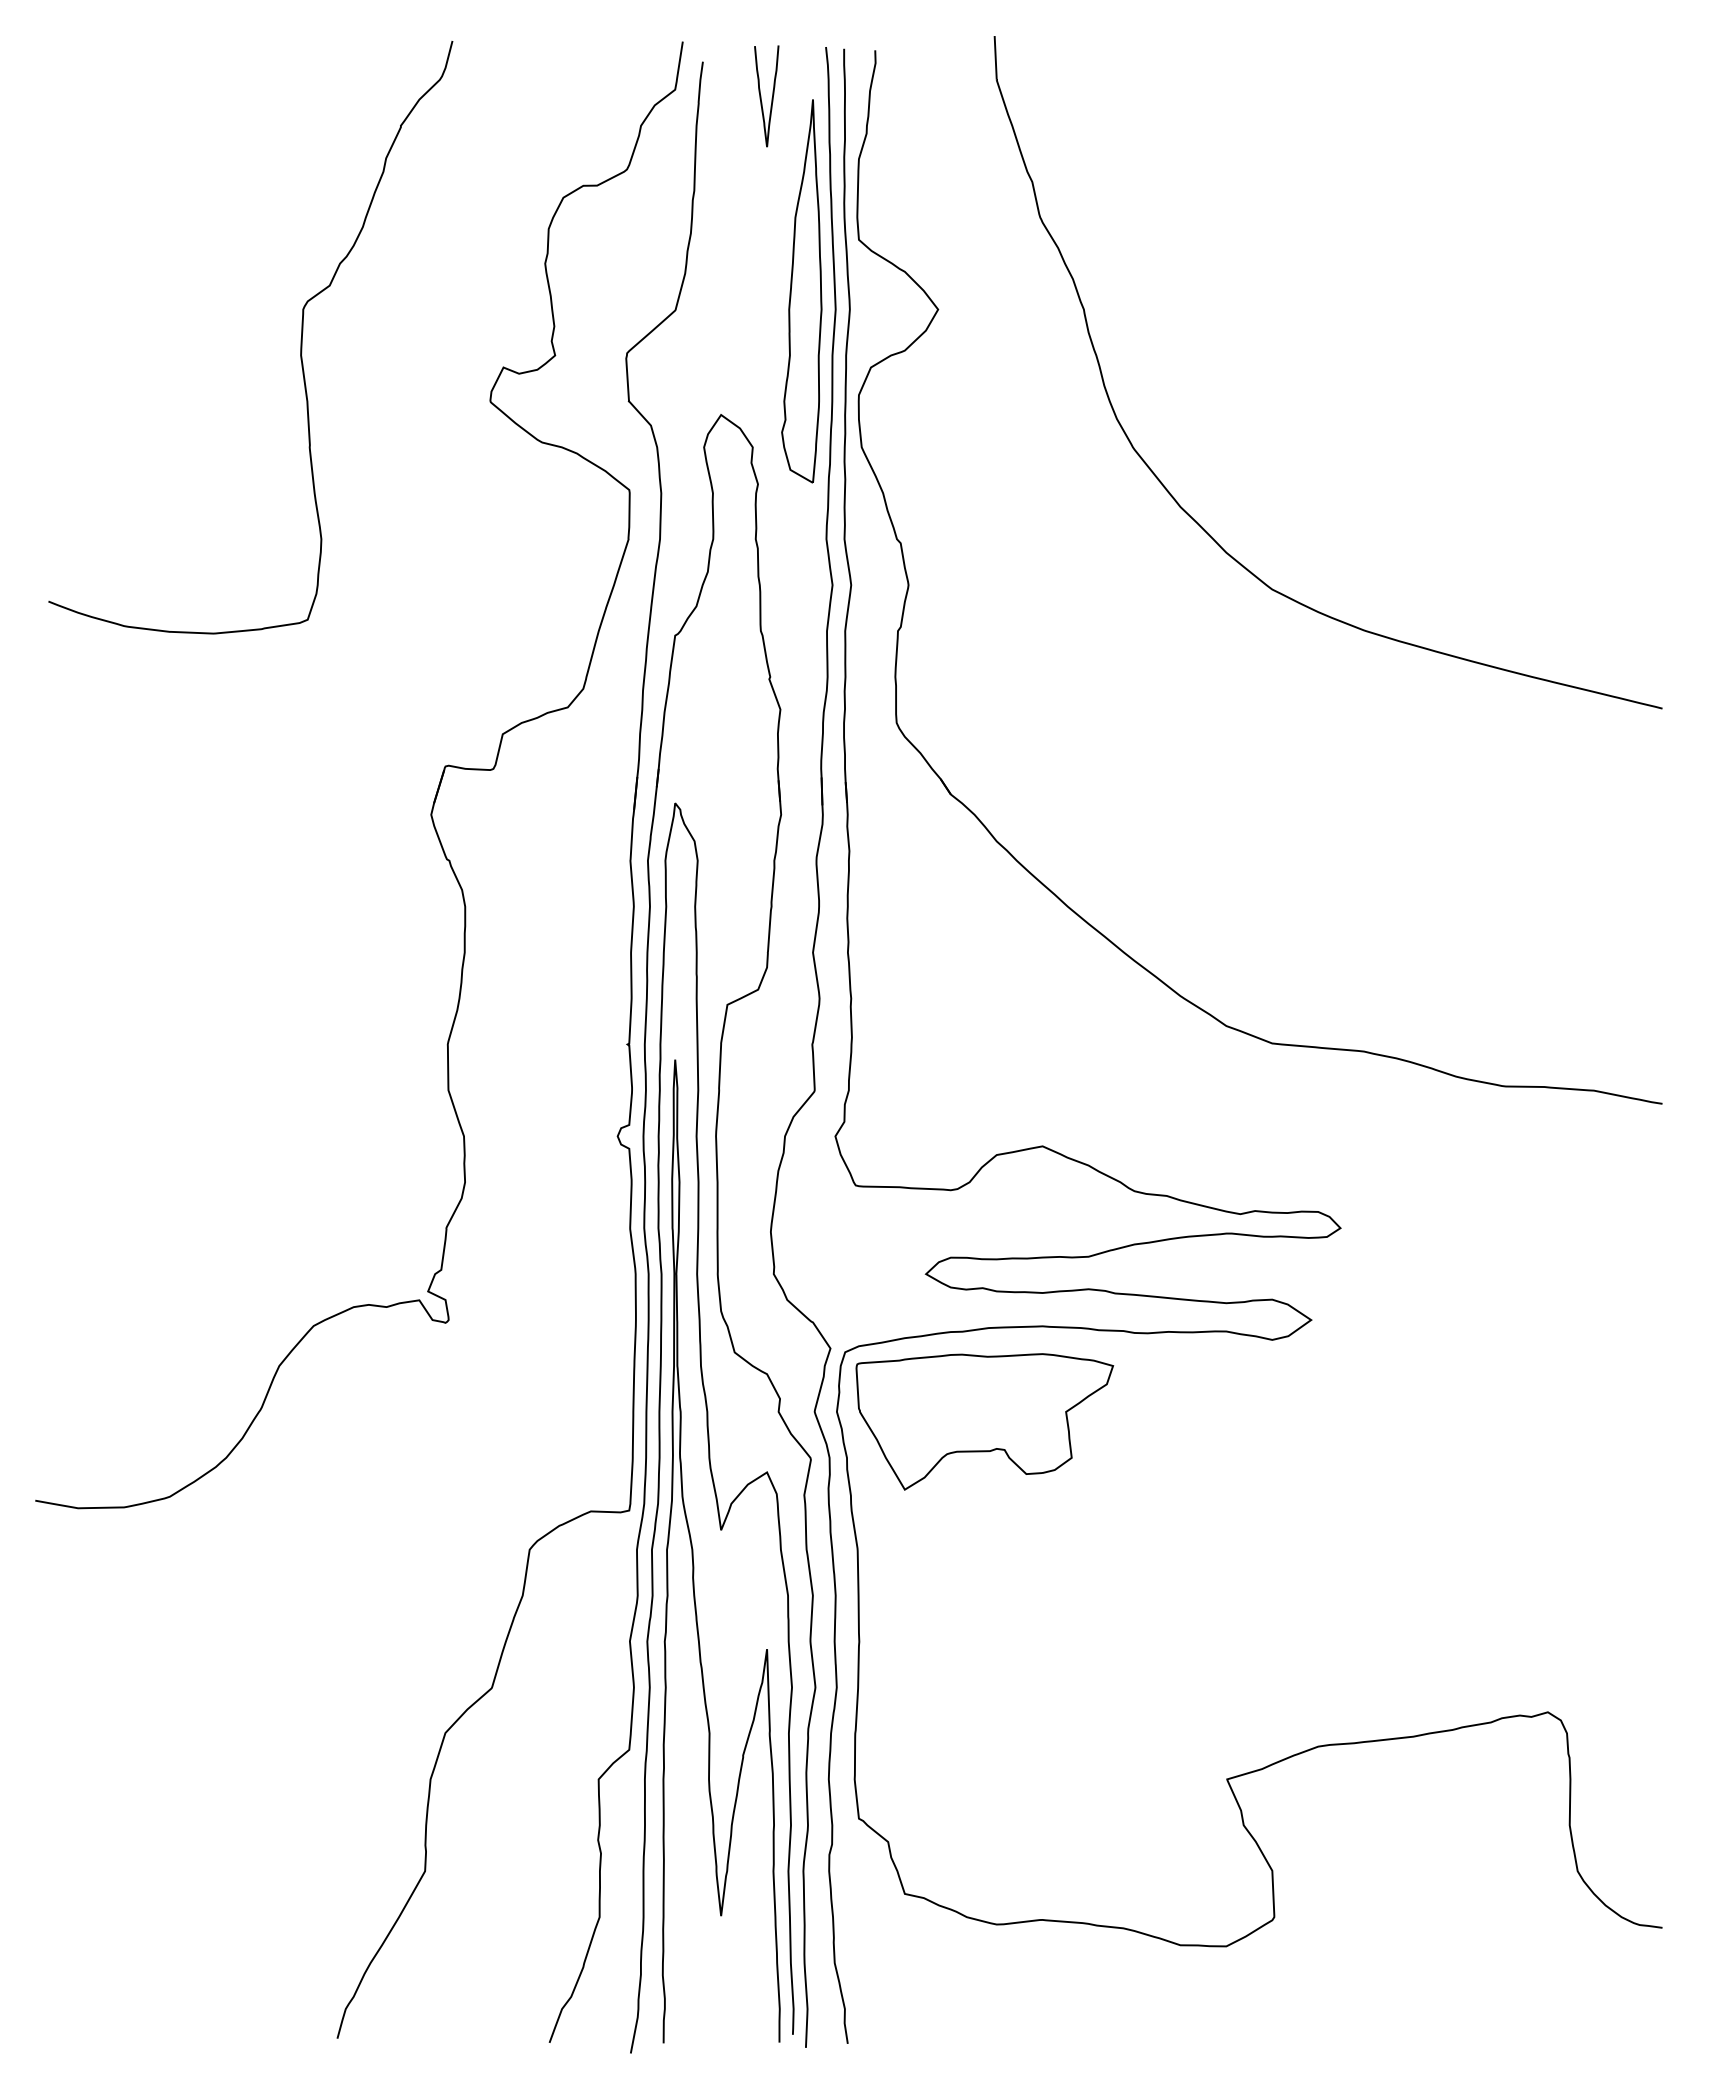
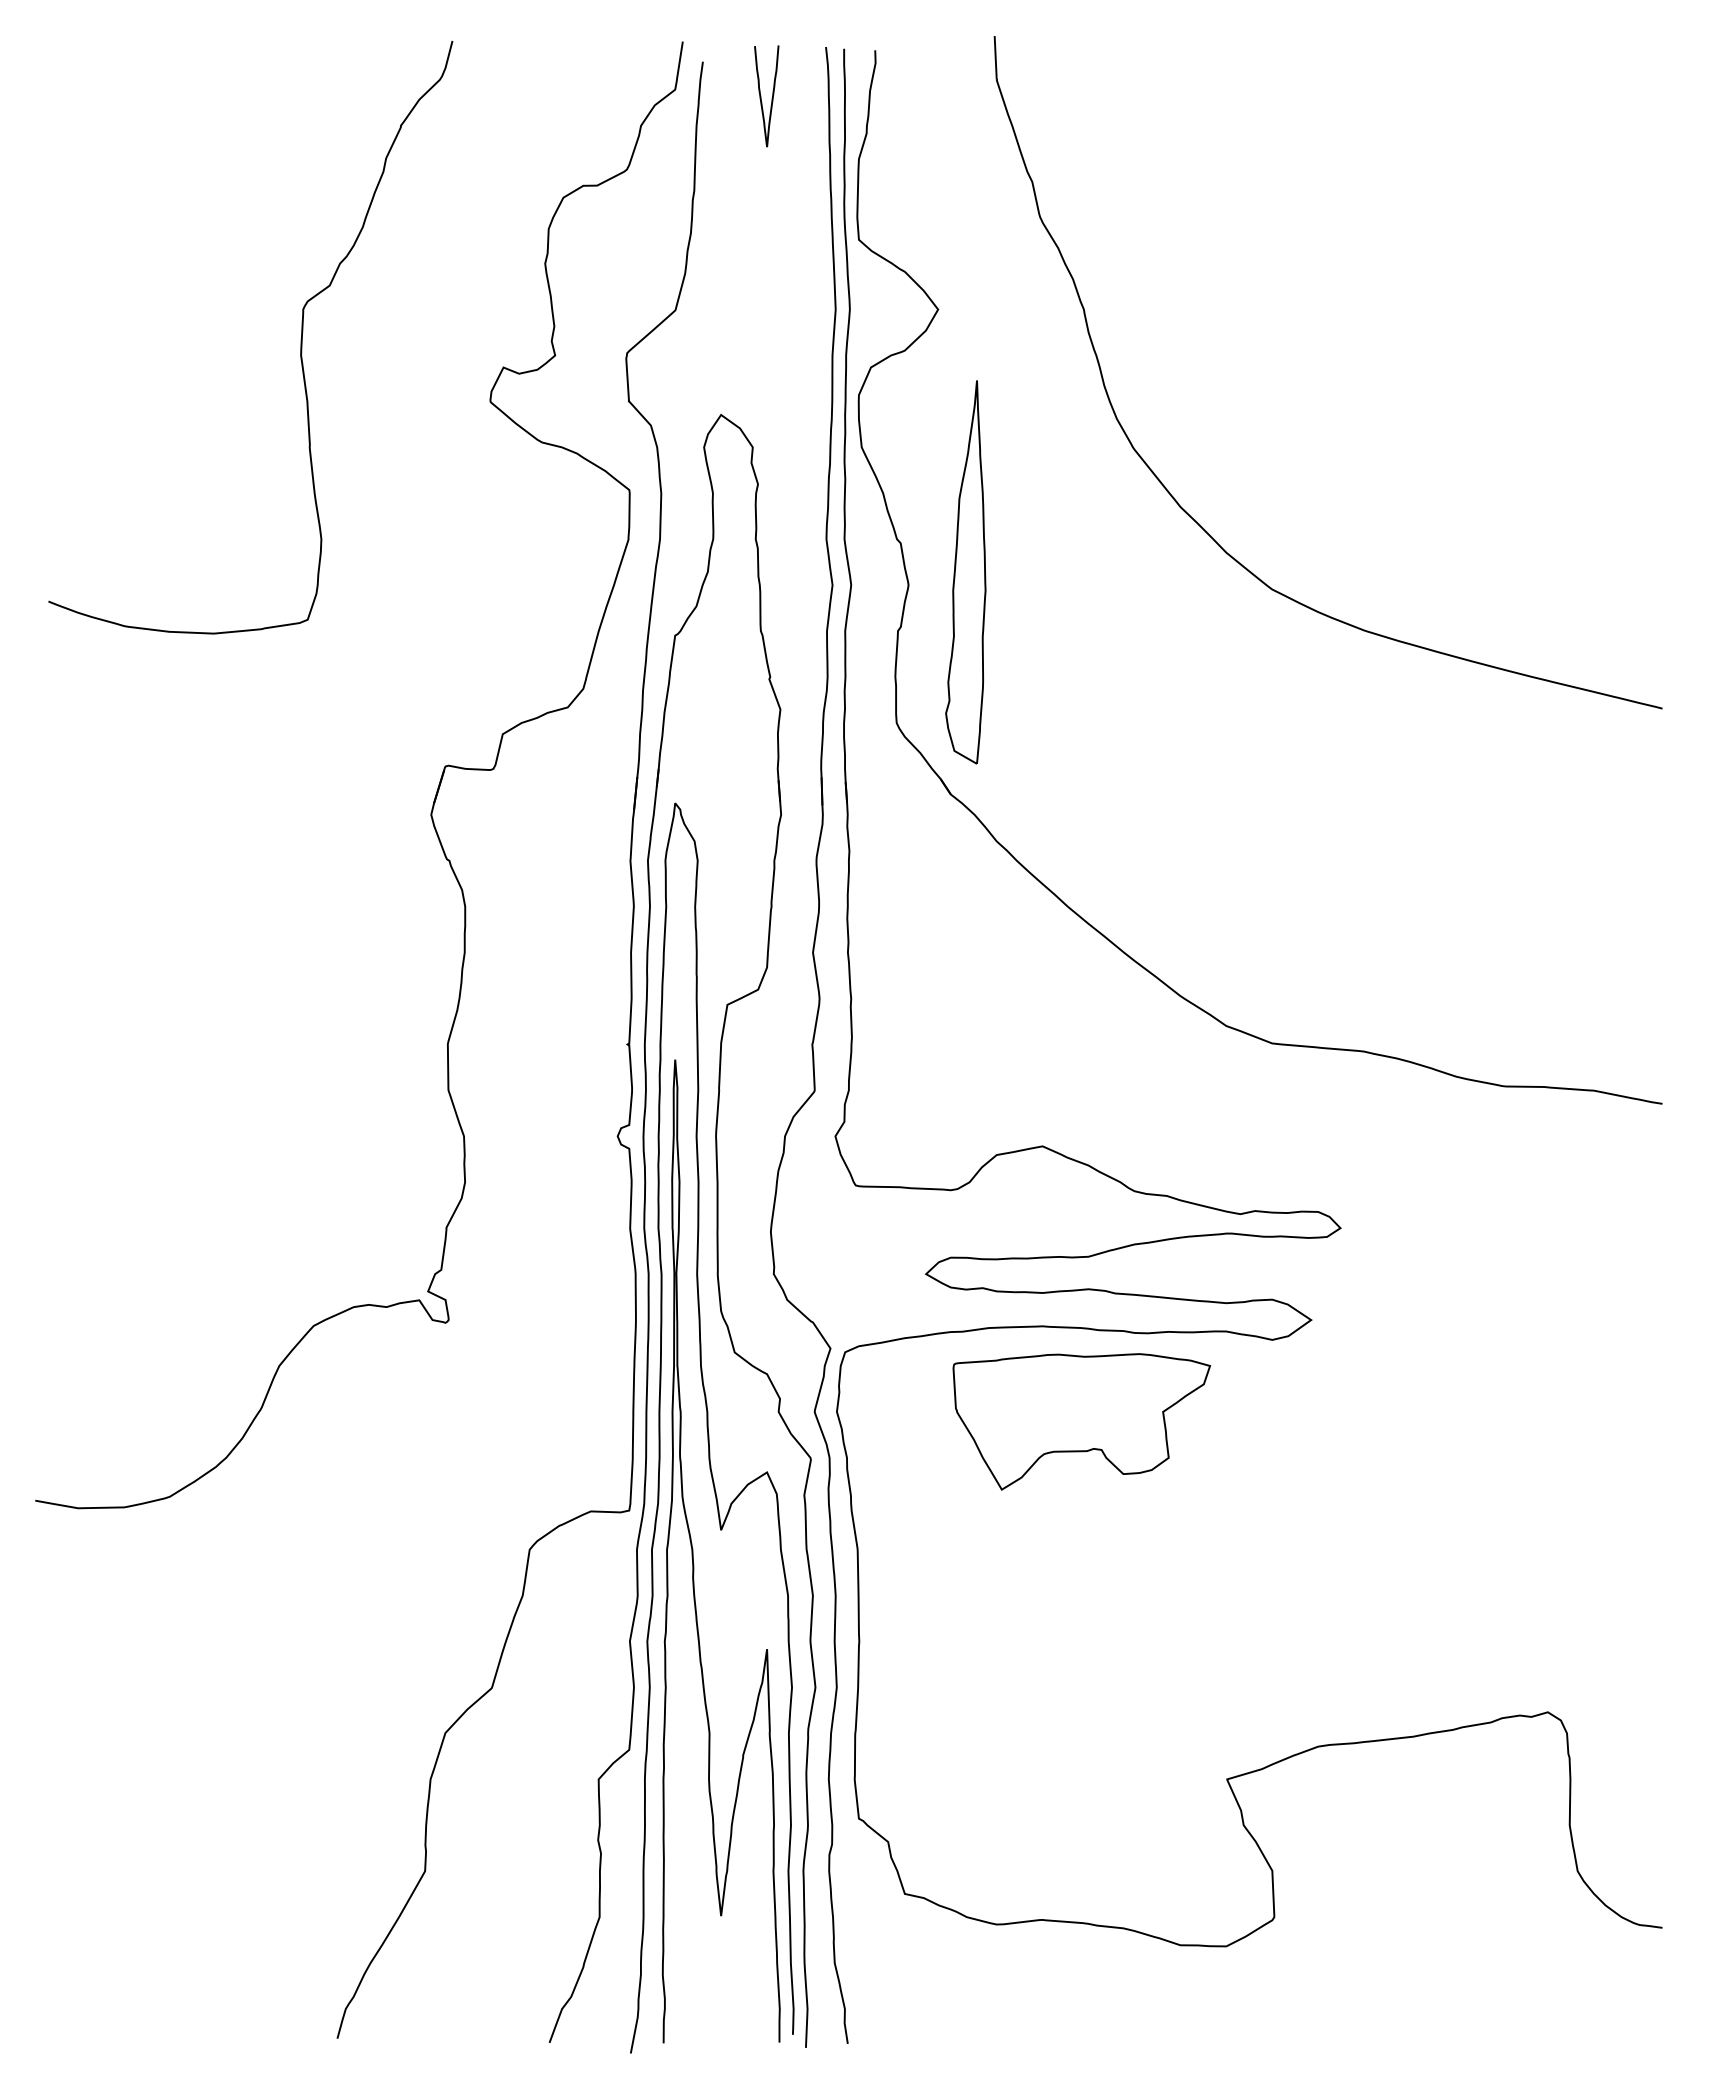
part position: (801, 291) -> (965, 572) (965, 572)
part position: (984, 1421) -> (1081, 1421) (1081, 1421)
